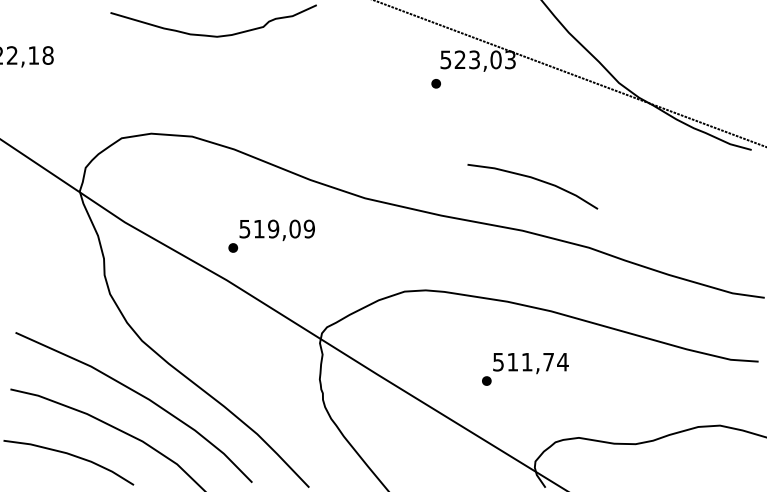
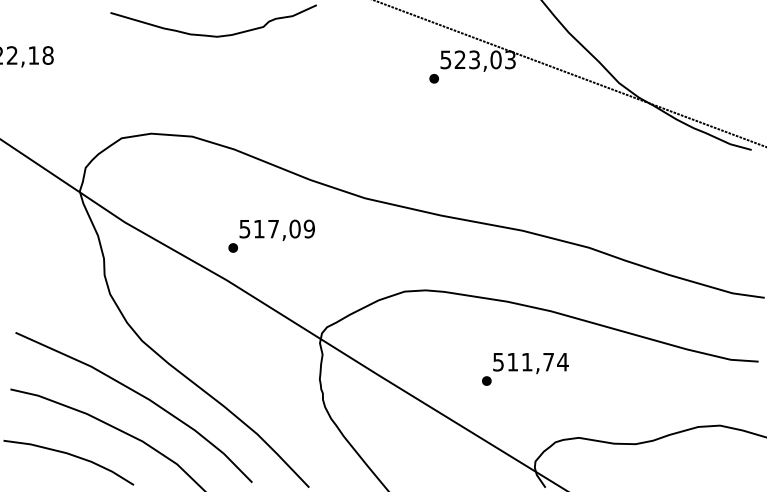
part position: (435, 83) -> (433, 78) (433, 78)
part: present -> none (533, 179)
text: 519,09 -> 517,09 (273, 228)
